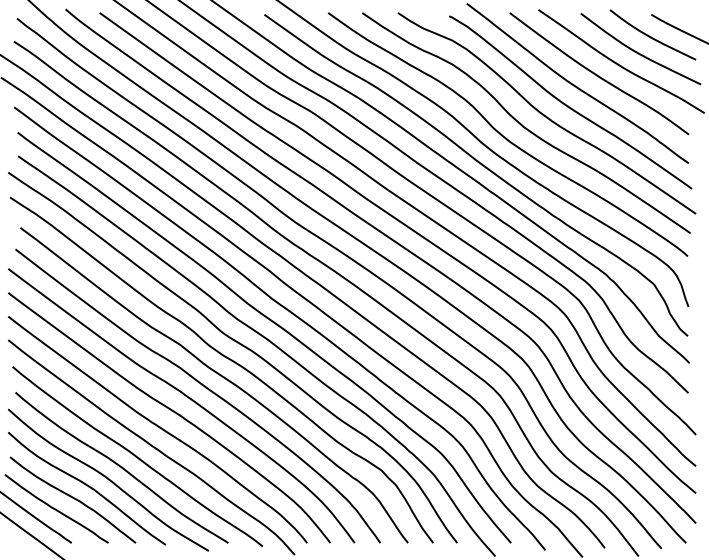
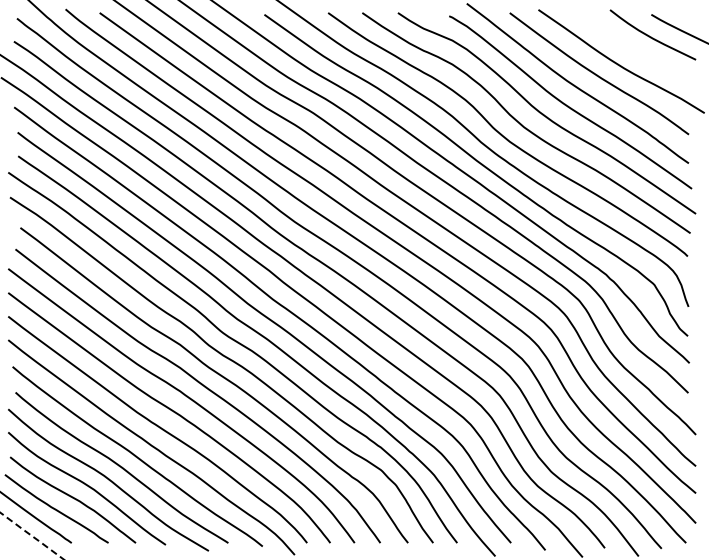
curve: present -> none (637, 51)
line: solid -> dashed (31, 535)
